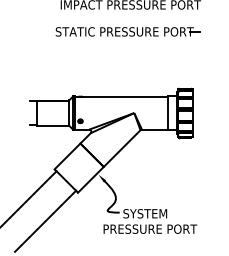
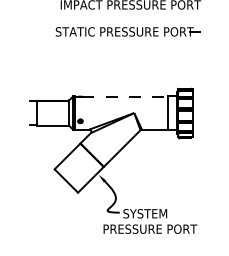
line: solid -> dashed (125, 96)
line: present -> none (29, 198)
line: present -> none (45, 220)
